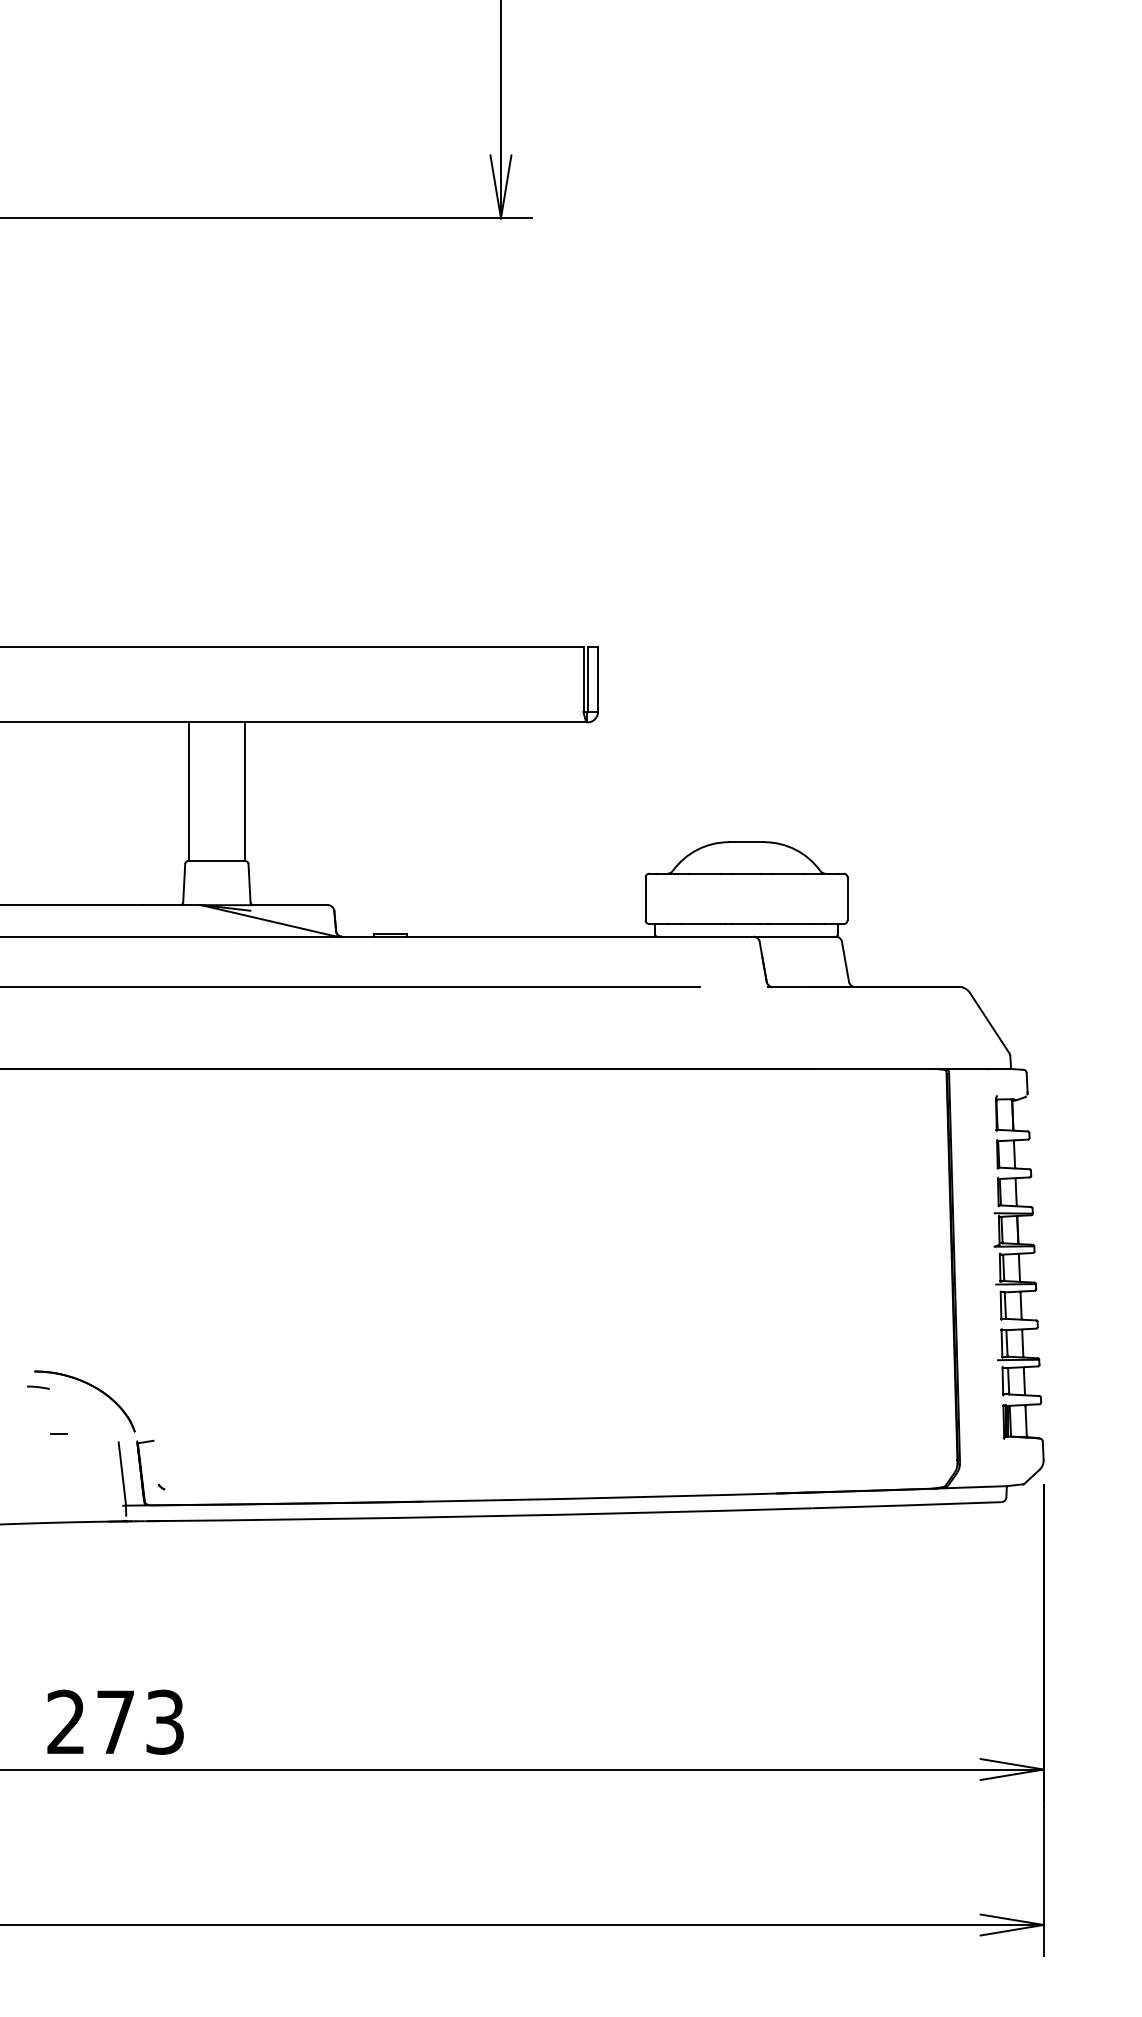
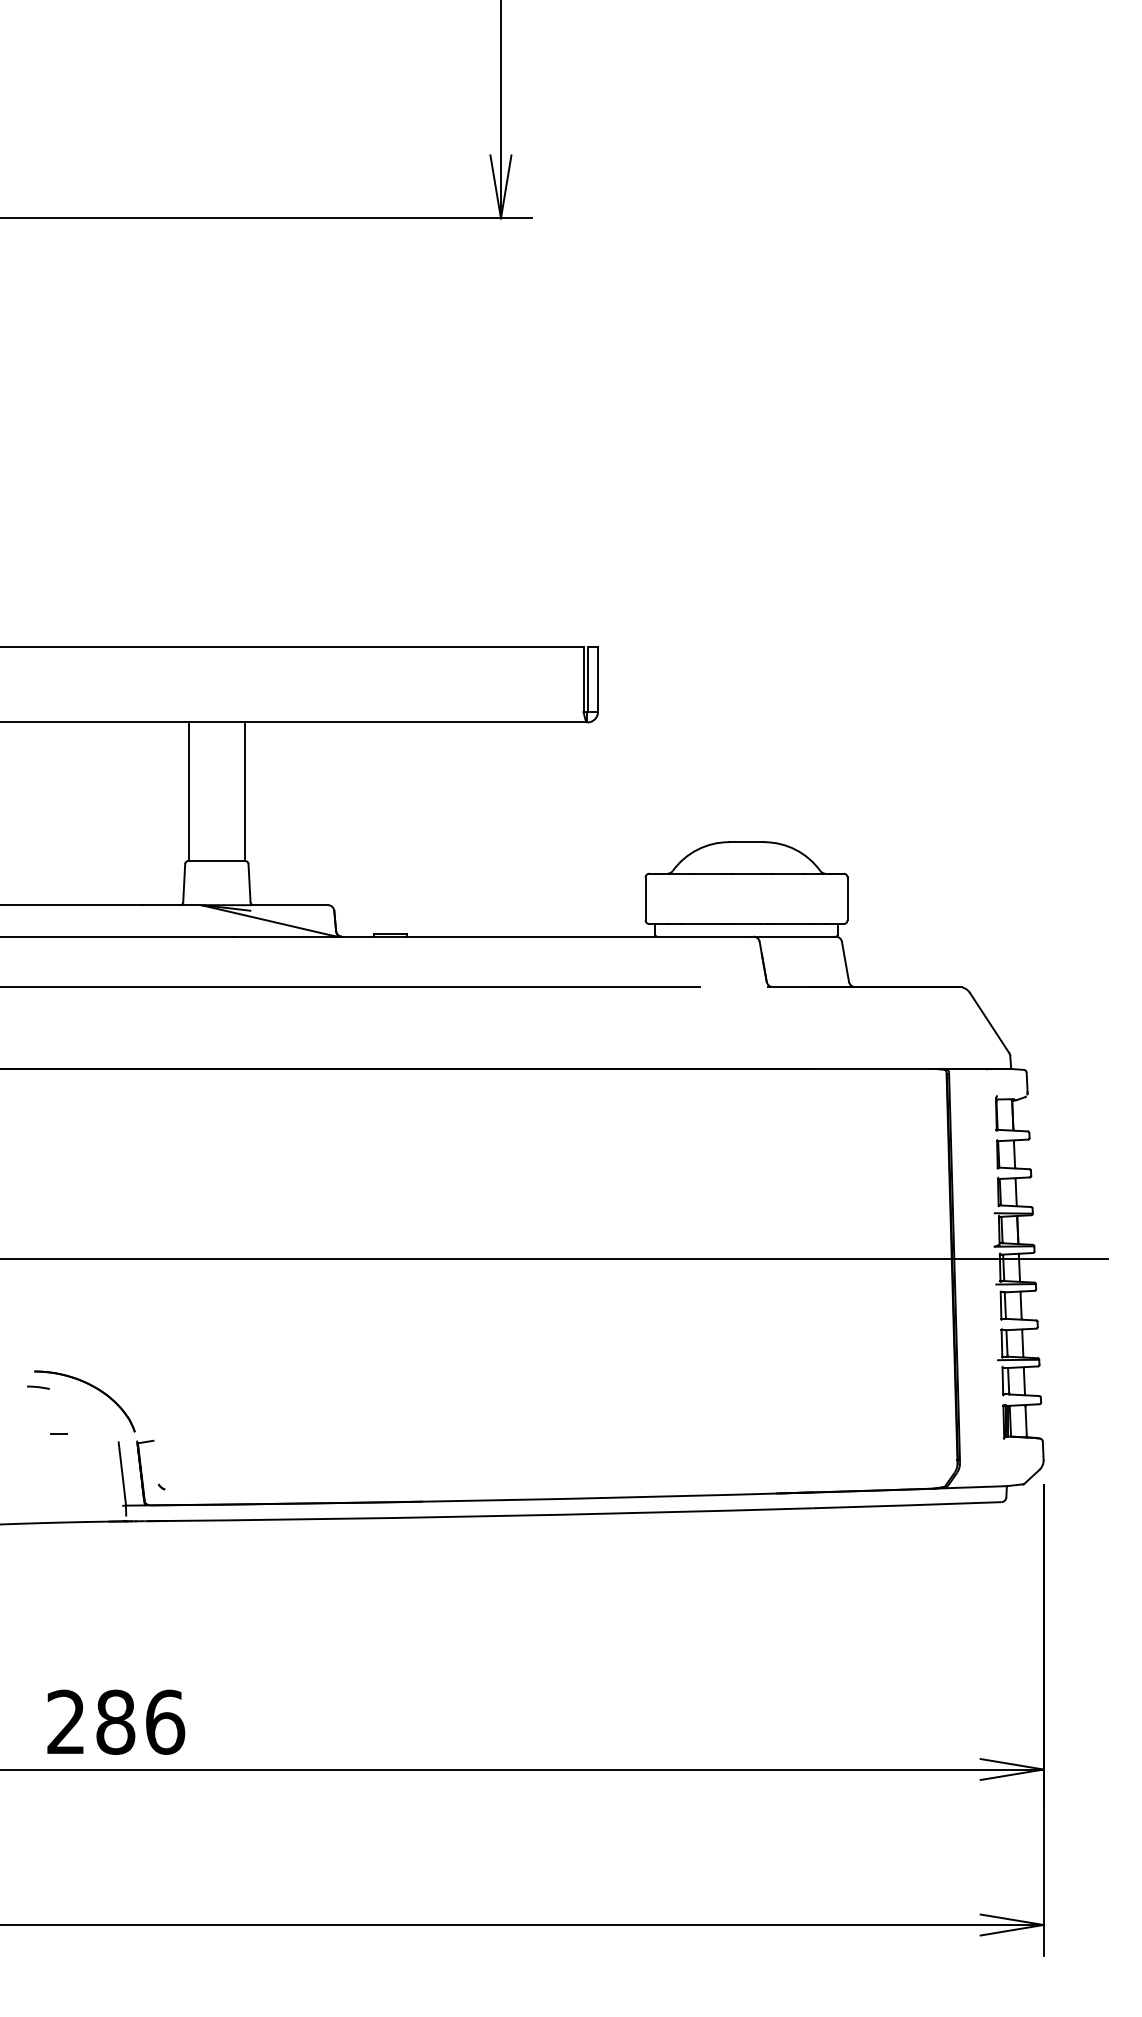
line: none -> present (554, 1258)
text: 273 -> 286 (140, 1721)
